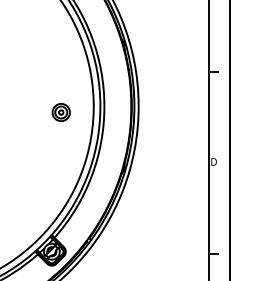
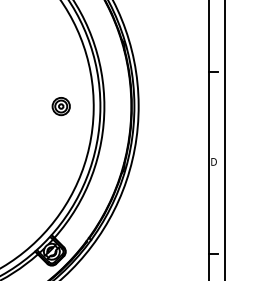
part position: (60, 112) -> (60, 106) (60, 106)
line position: (229, 139) -> (224, 139) (224, 139)
